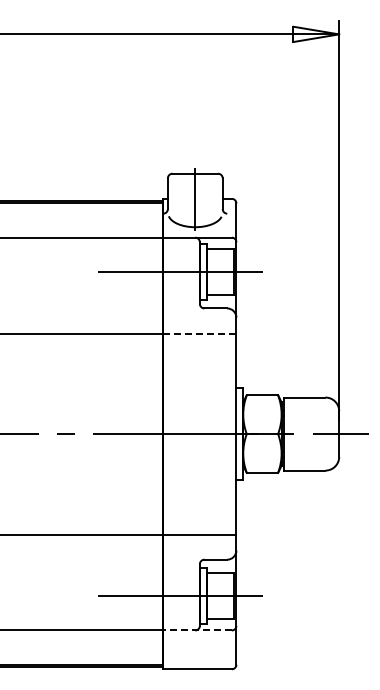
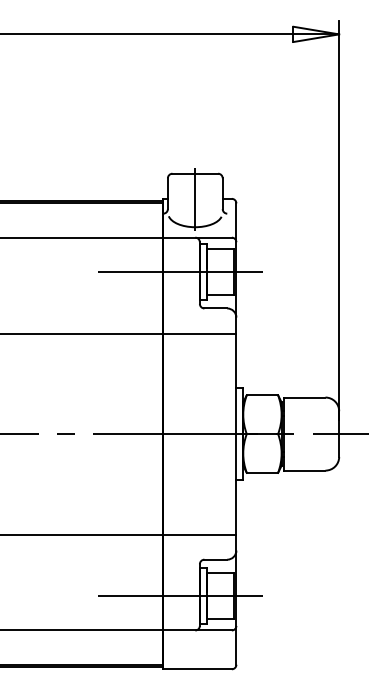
line: dashed -> solid (199, 333)
line: dashed -> solid (197, 630)
